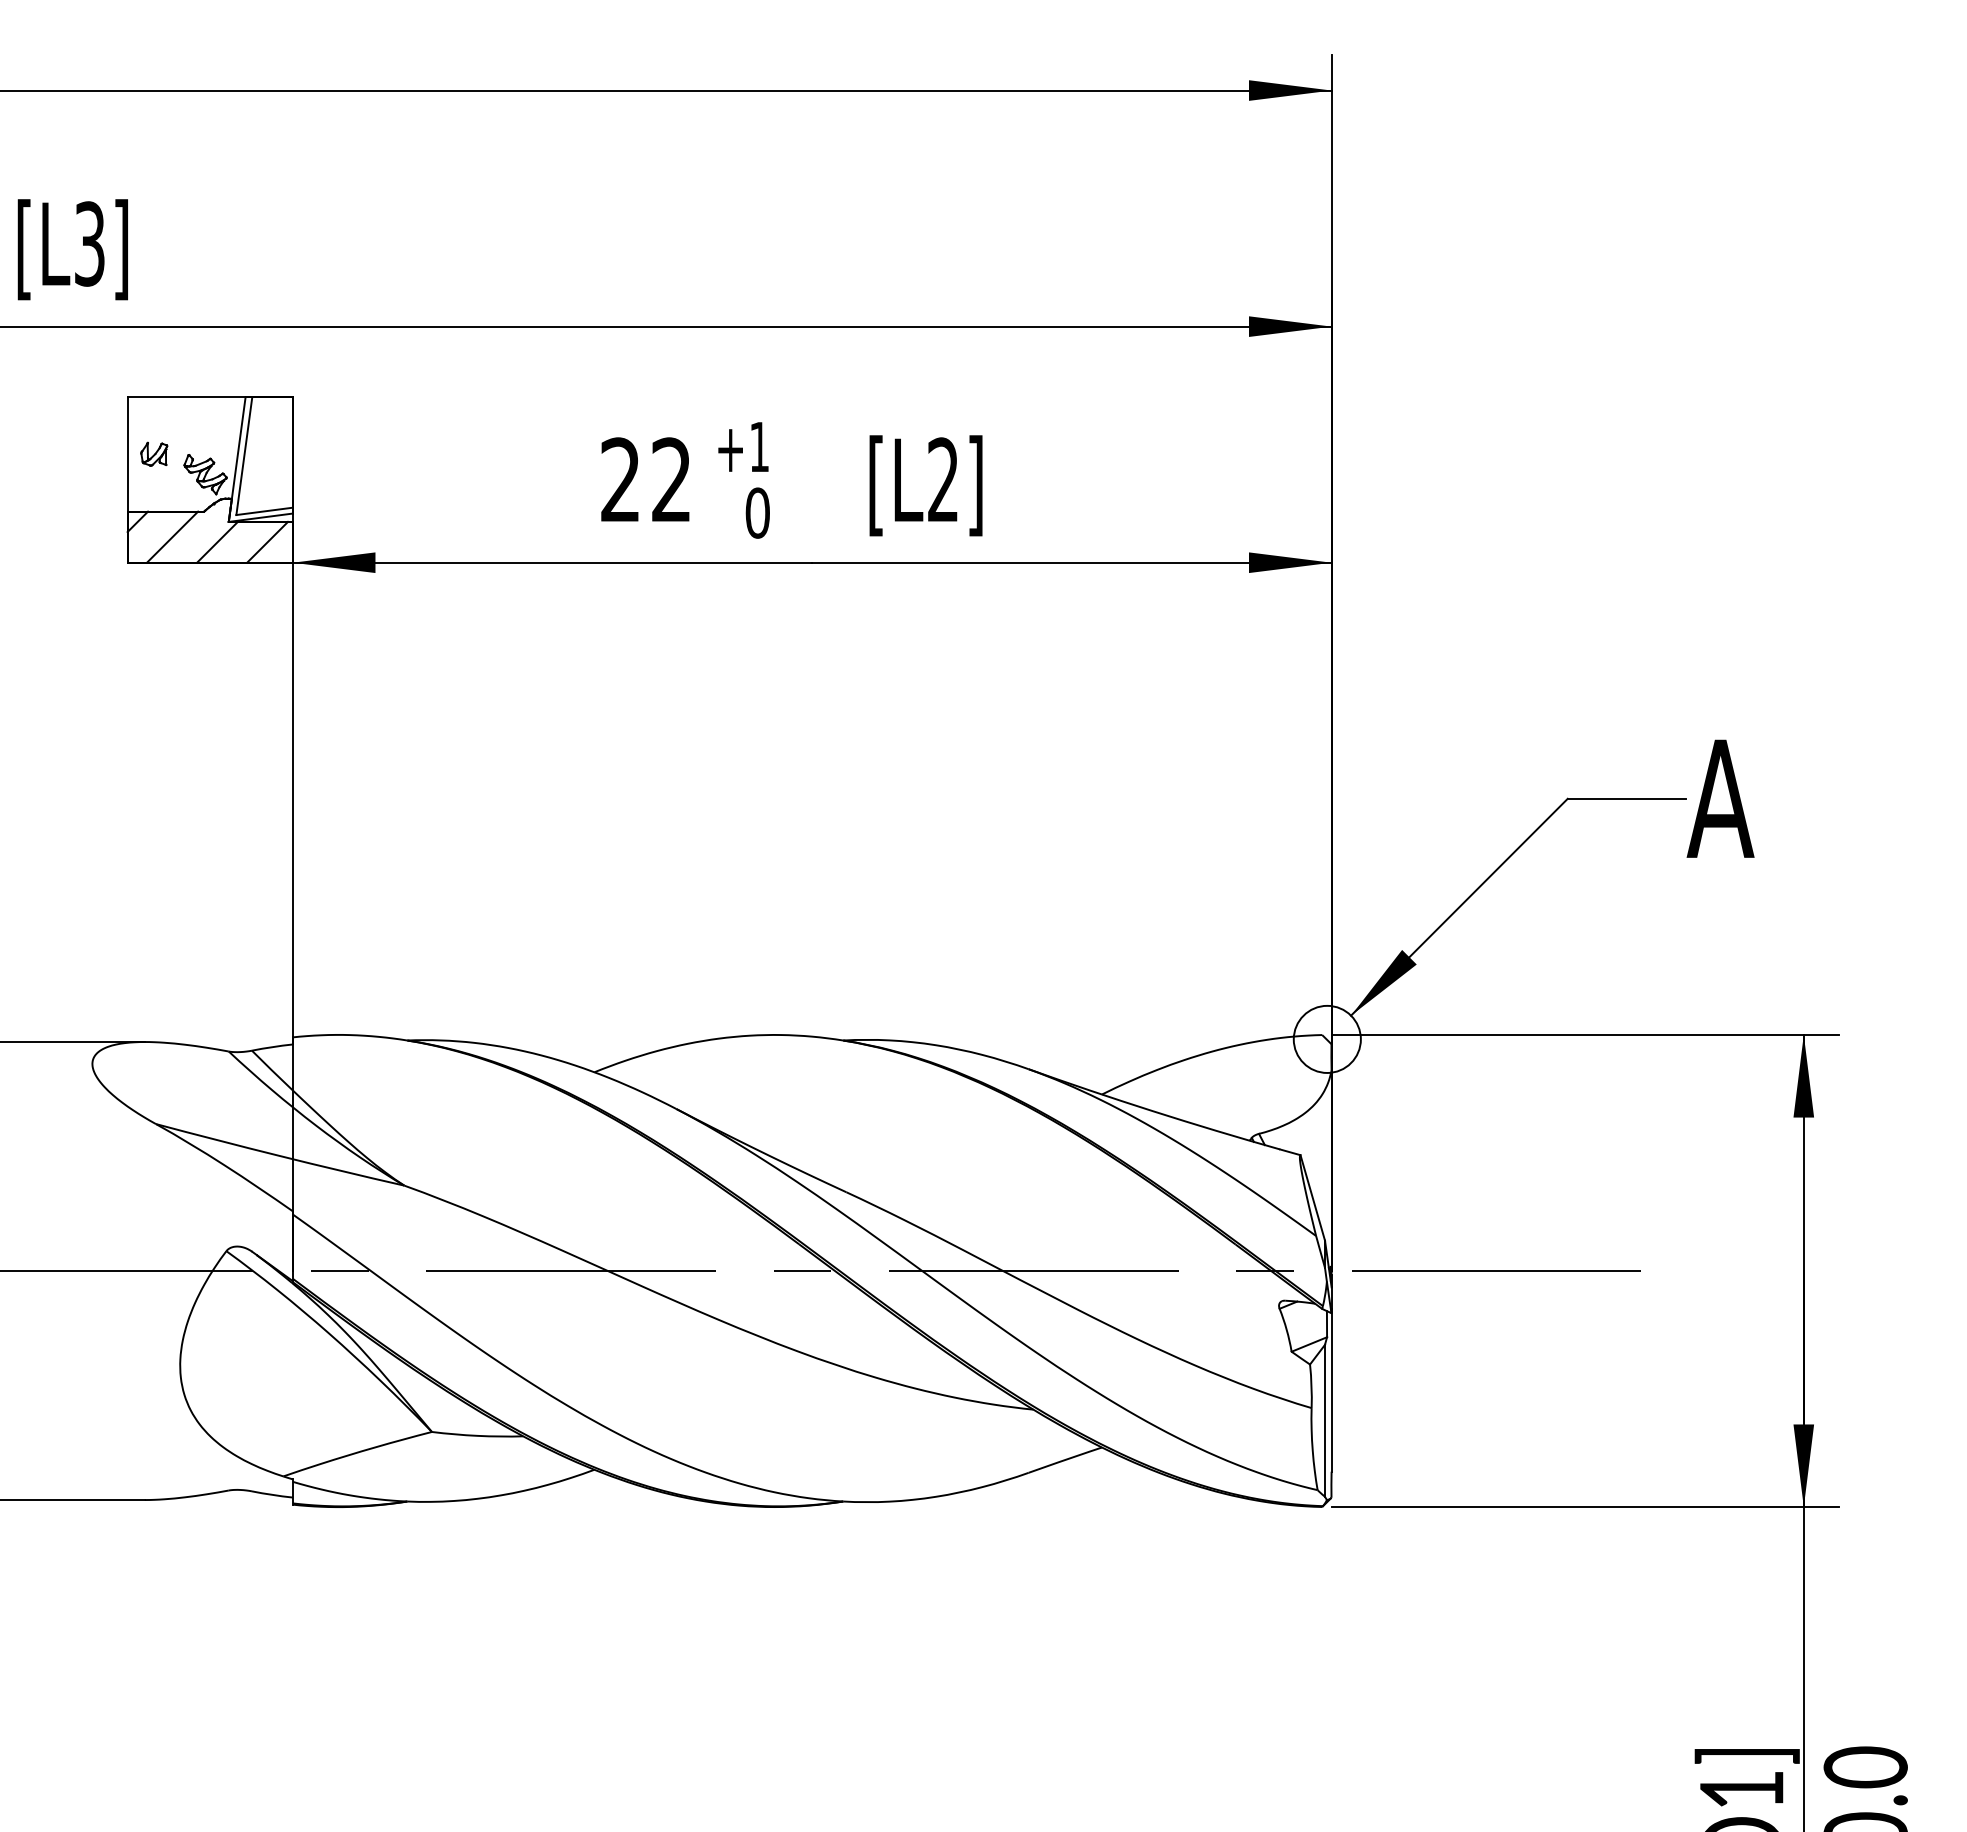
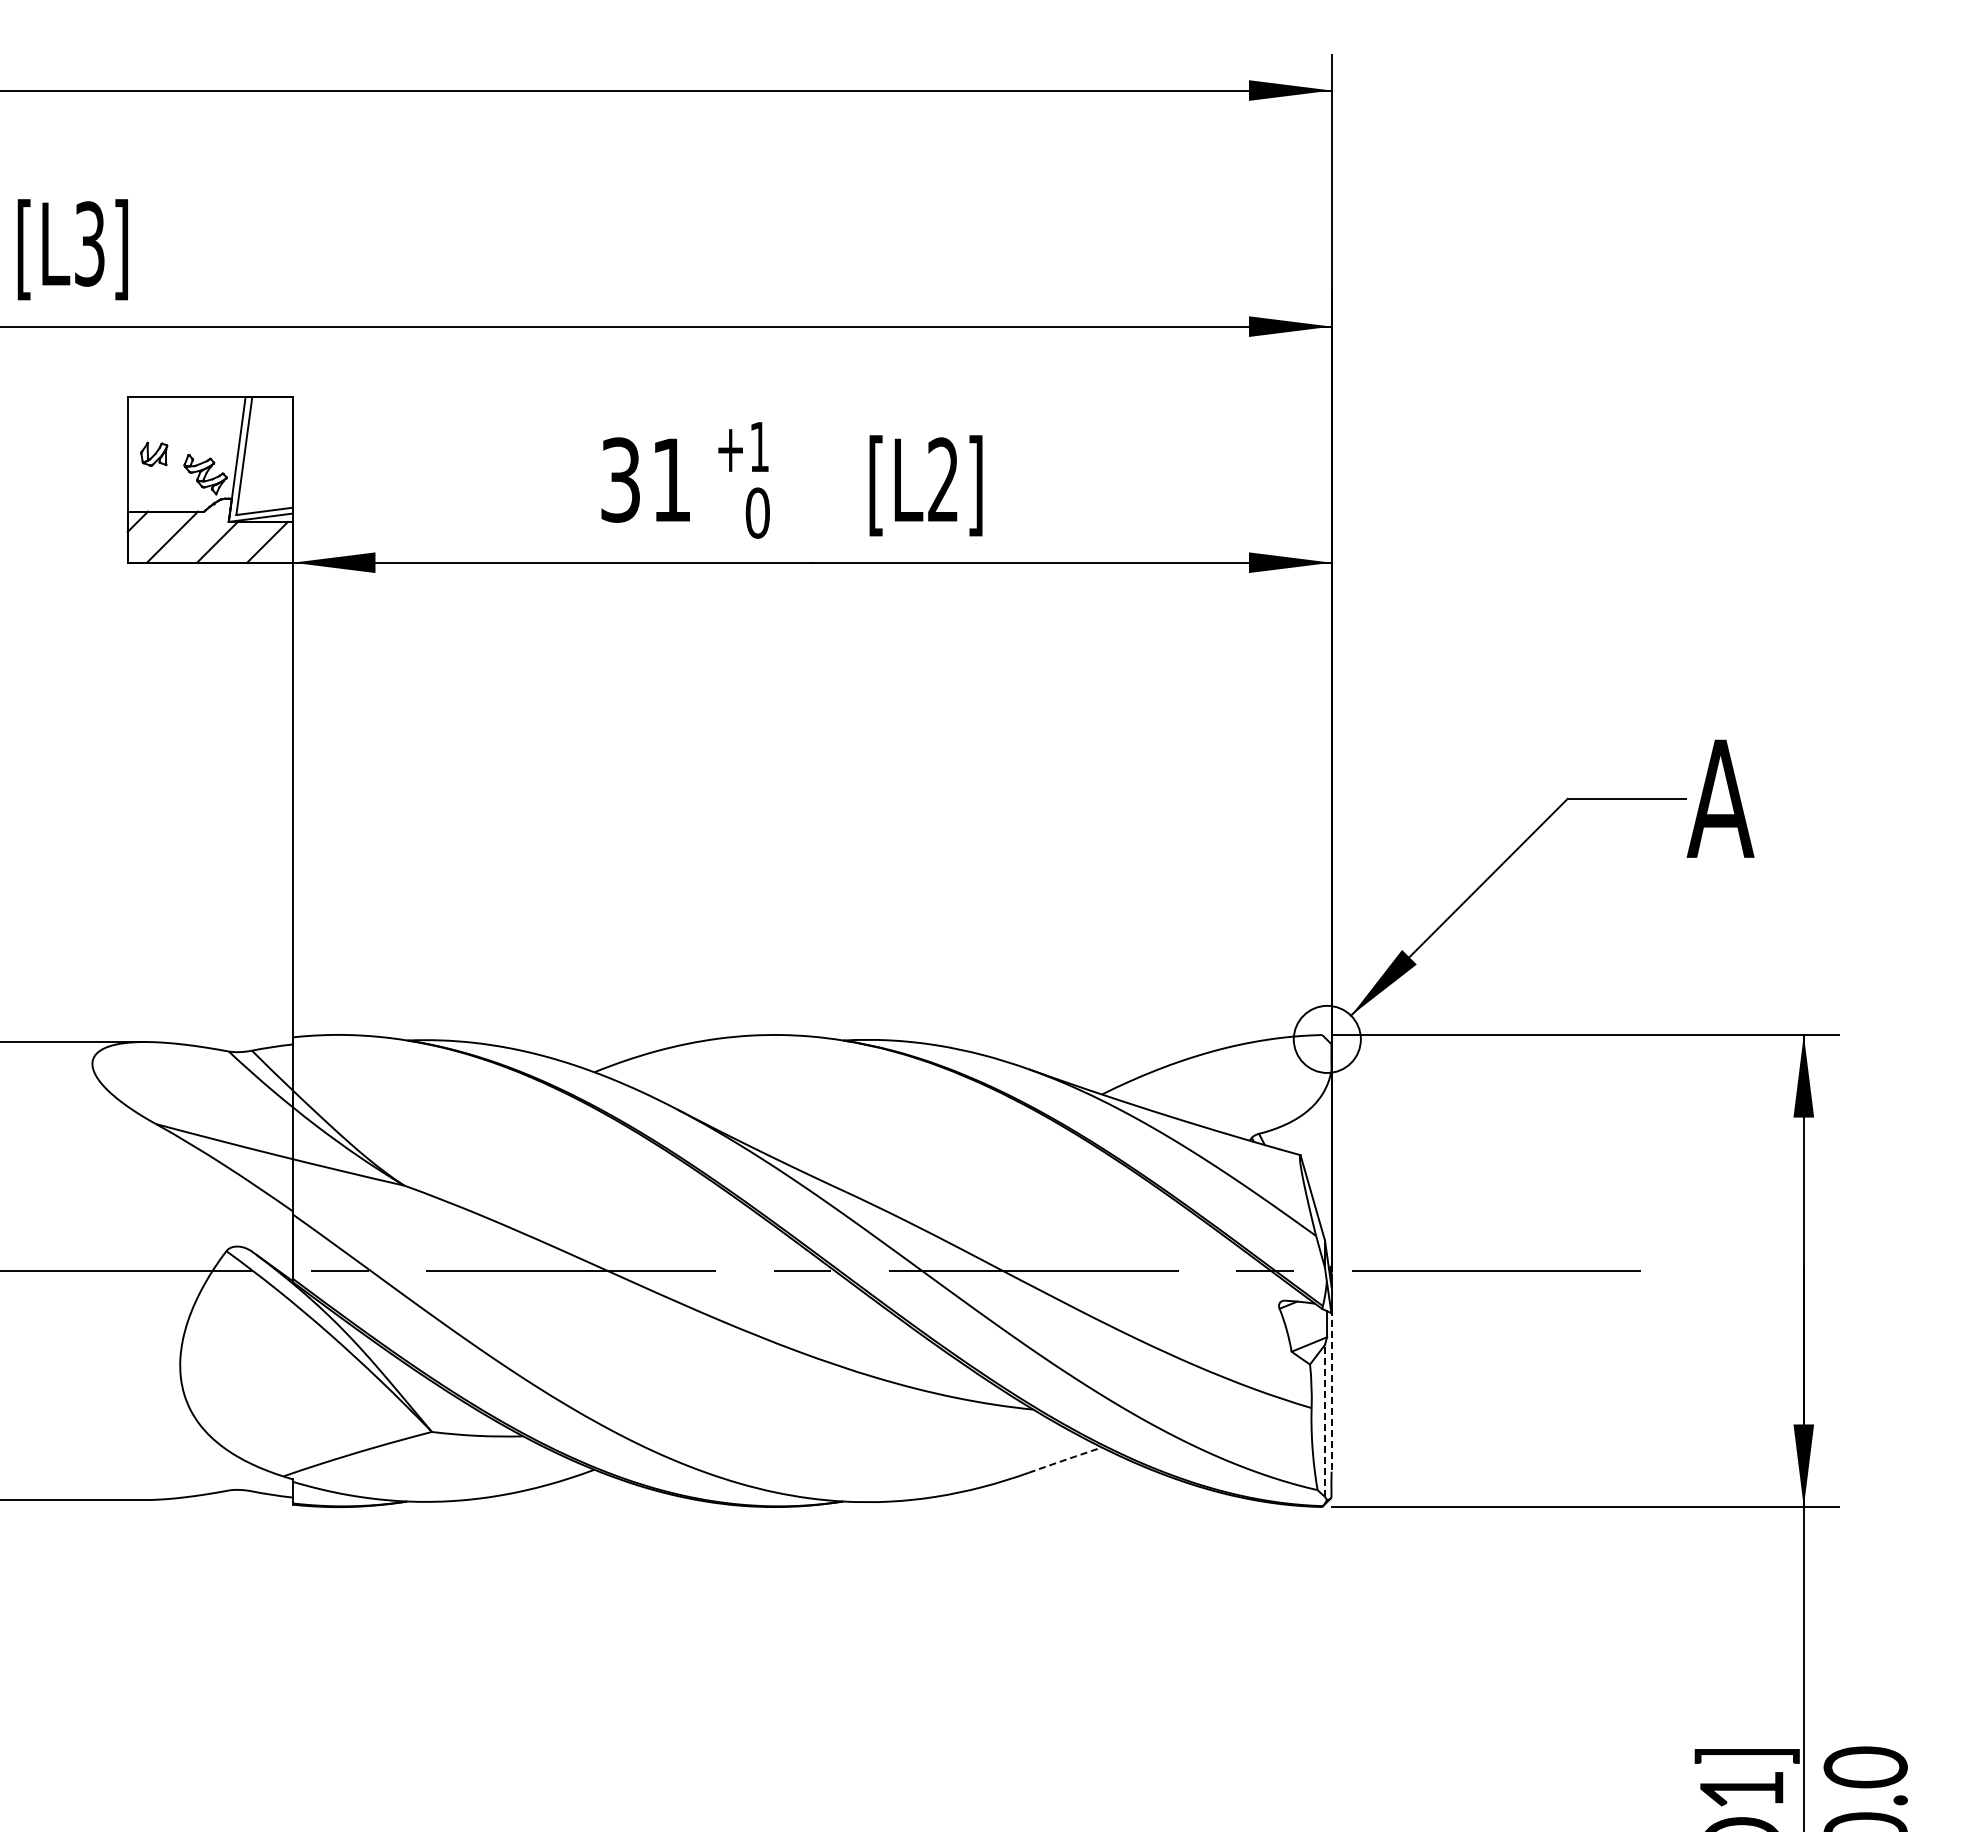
text: 22 -> 31 (645, 479)
line: solid -> dashed (1331, 1390)
line: solid -> dashed (1325, 1420)
line: solid -> dashed (1065, 1459)
